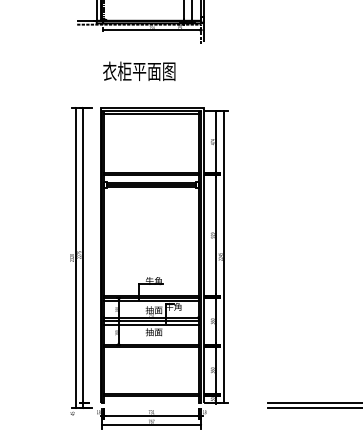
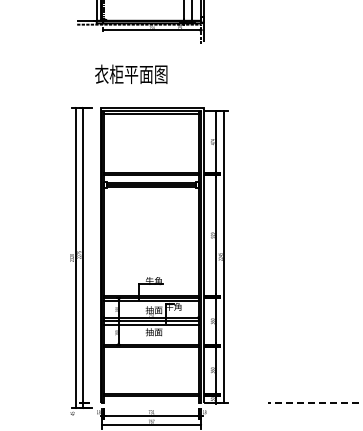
text position: (139, 70) -> (131, 73) (131, 73)
line: solid -> dashed (314, 402)
line: present -> none (313, 408)
